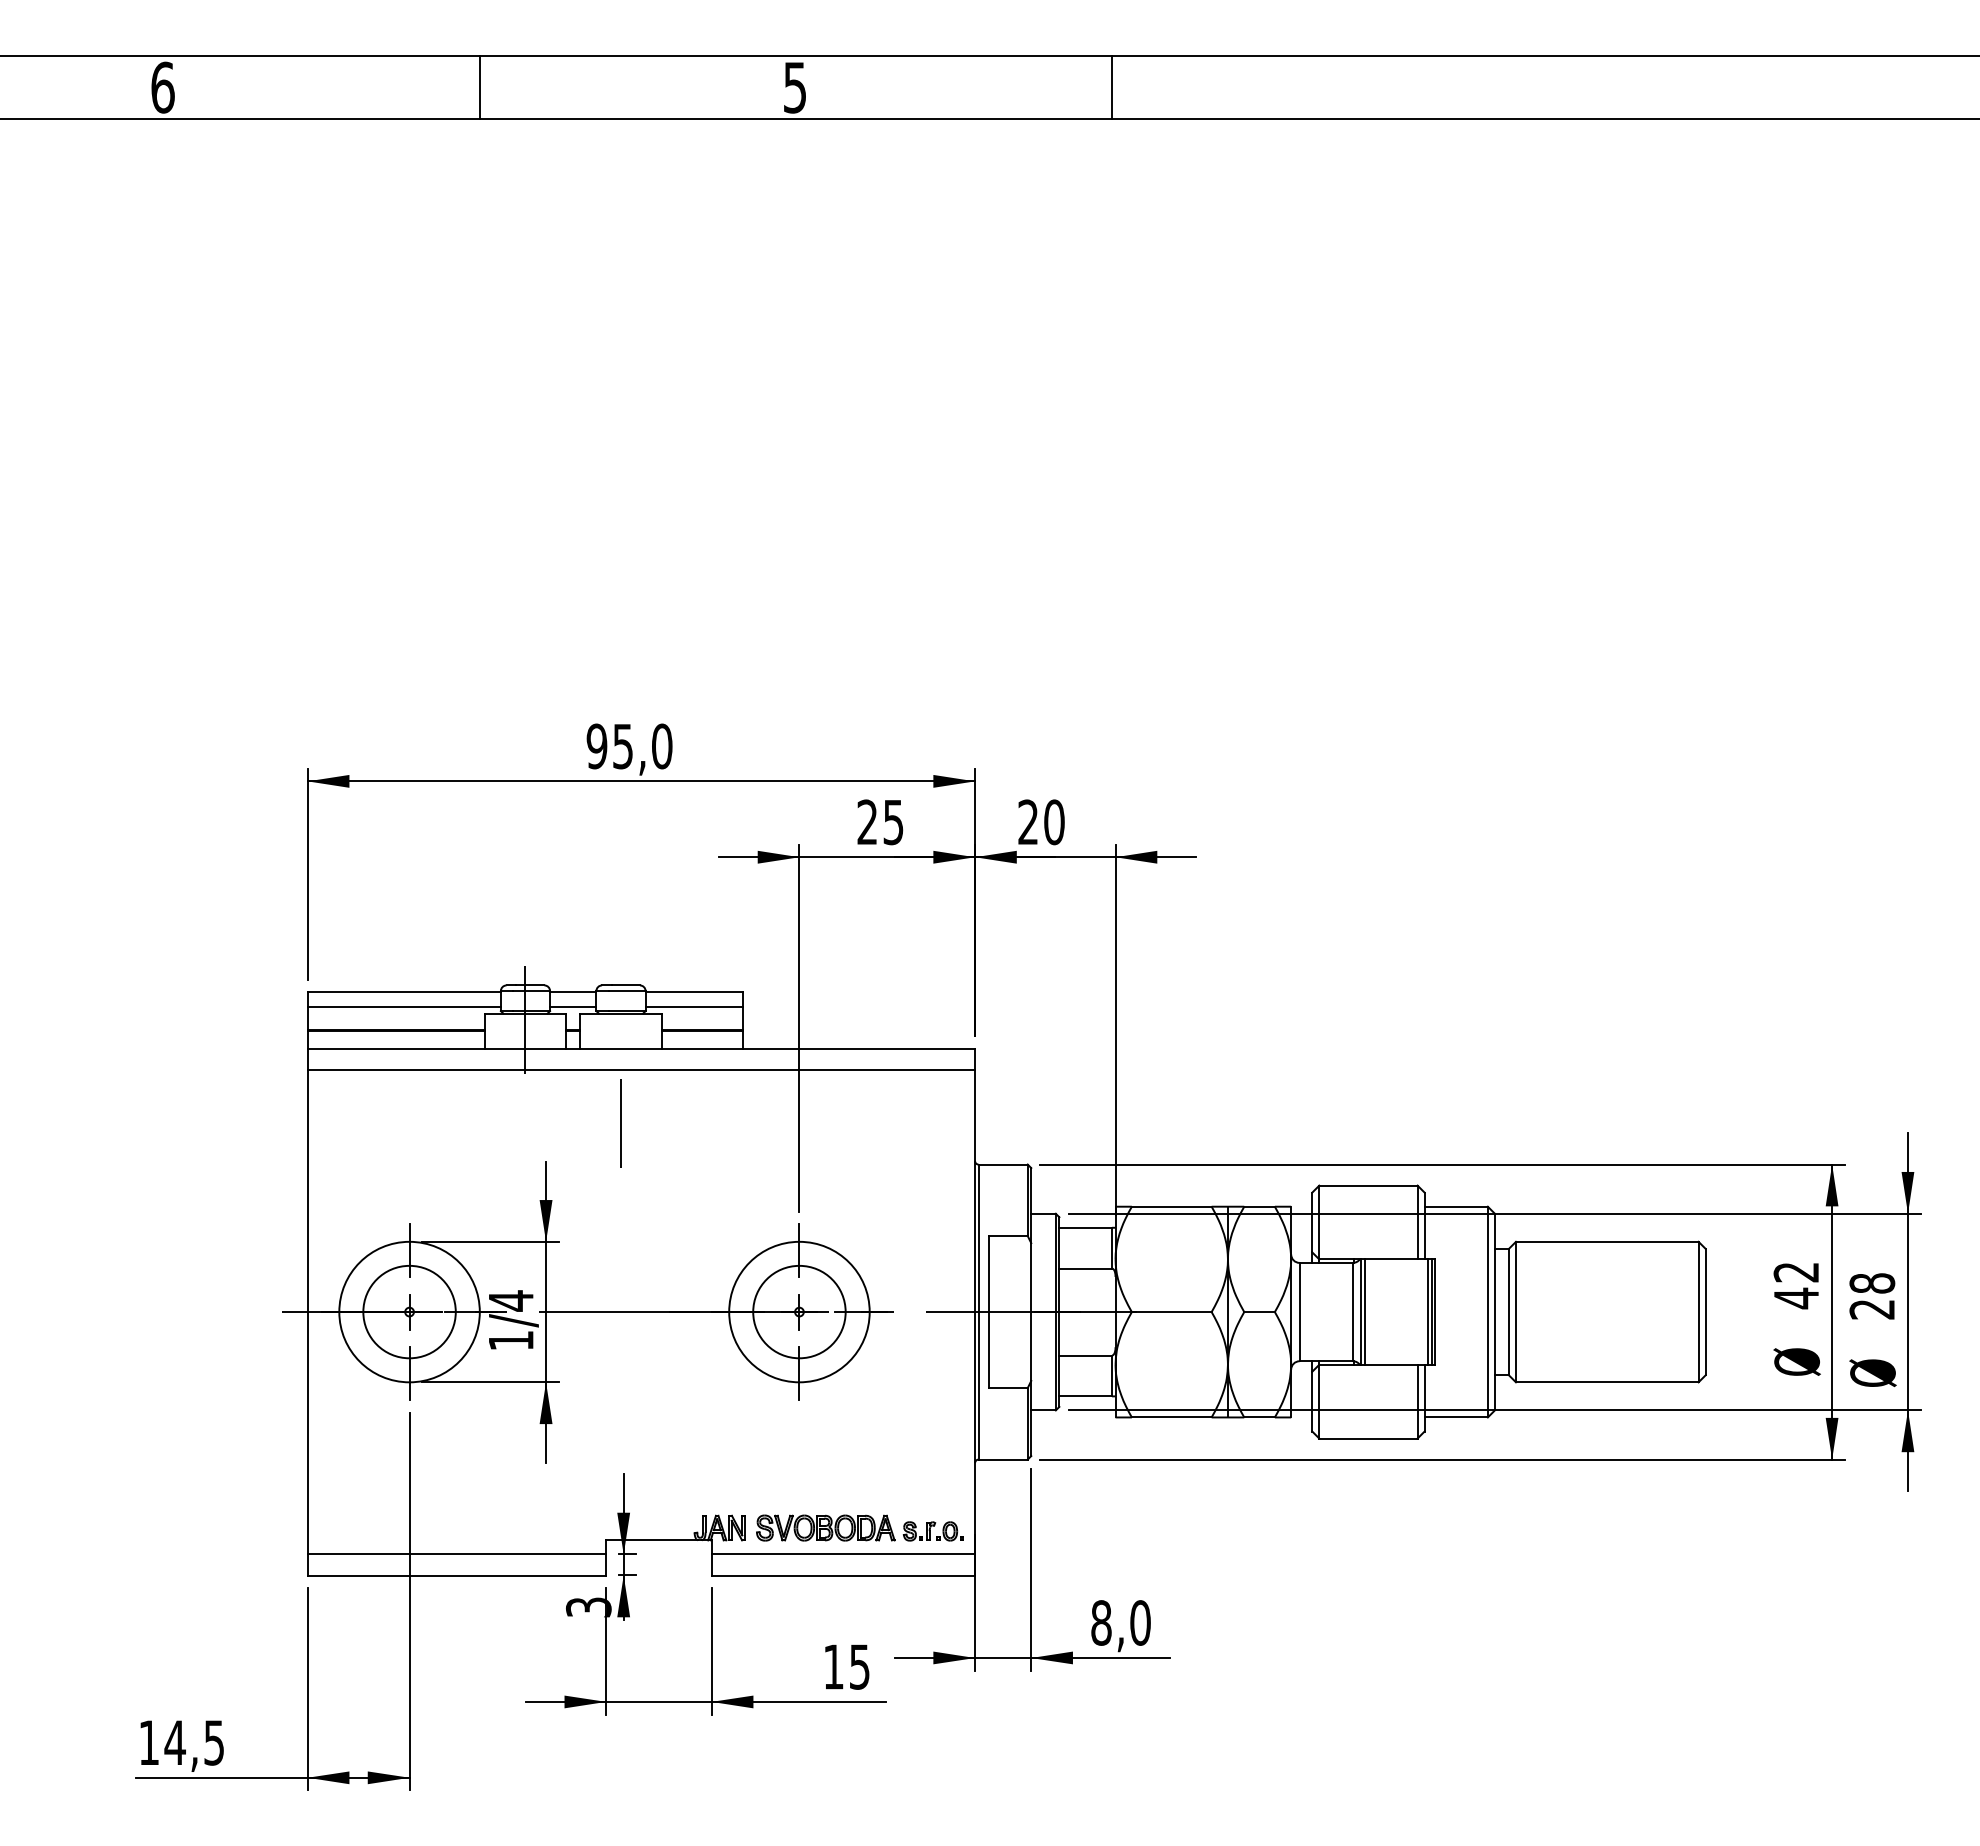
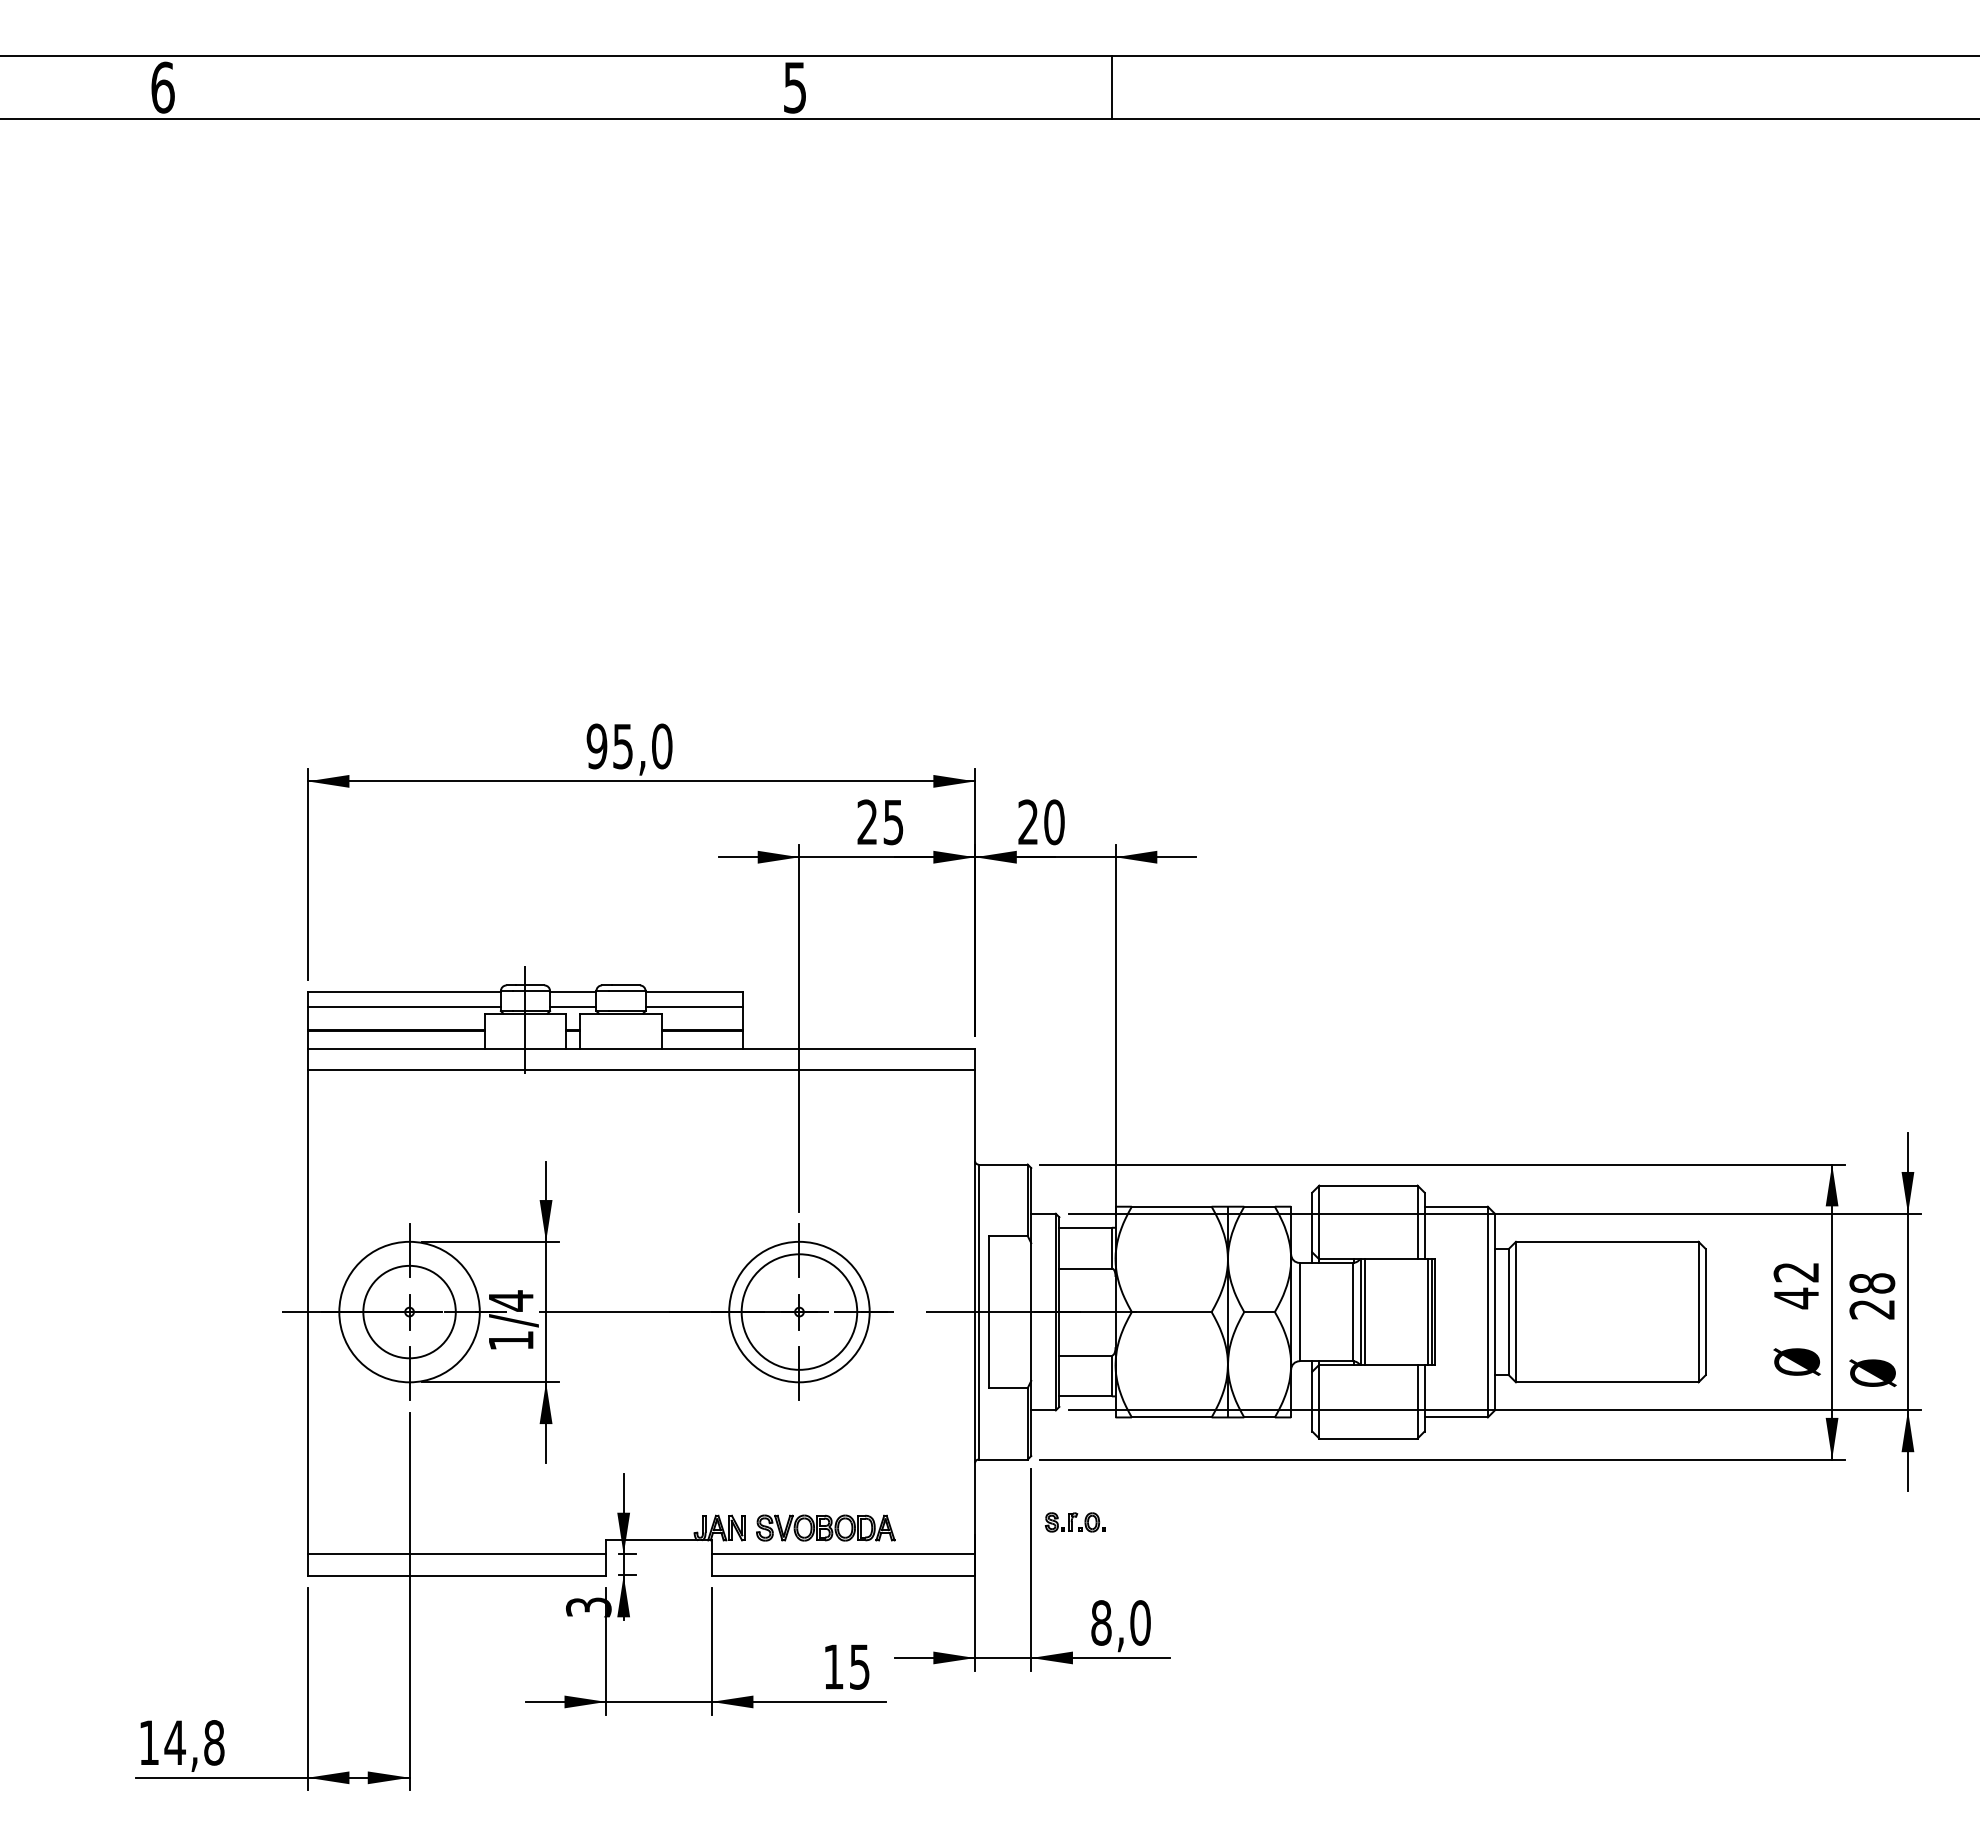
line: present -> none (479, 86)
line: present -> none (620, 1123)
circle diameter: 92 px -> 116 px (799, 1311)
part position: (932, 1531) -> (1074, 1522) (1074, 1522)
text: 14,5 -> 14,8 (214, 1742)
